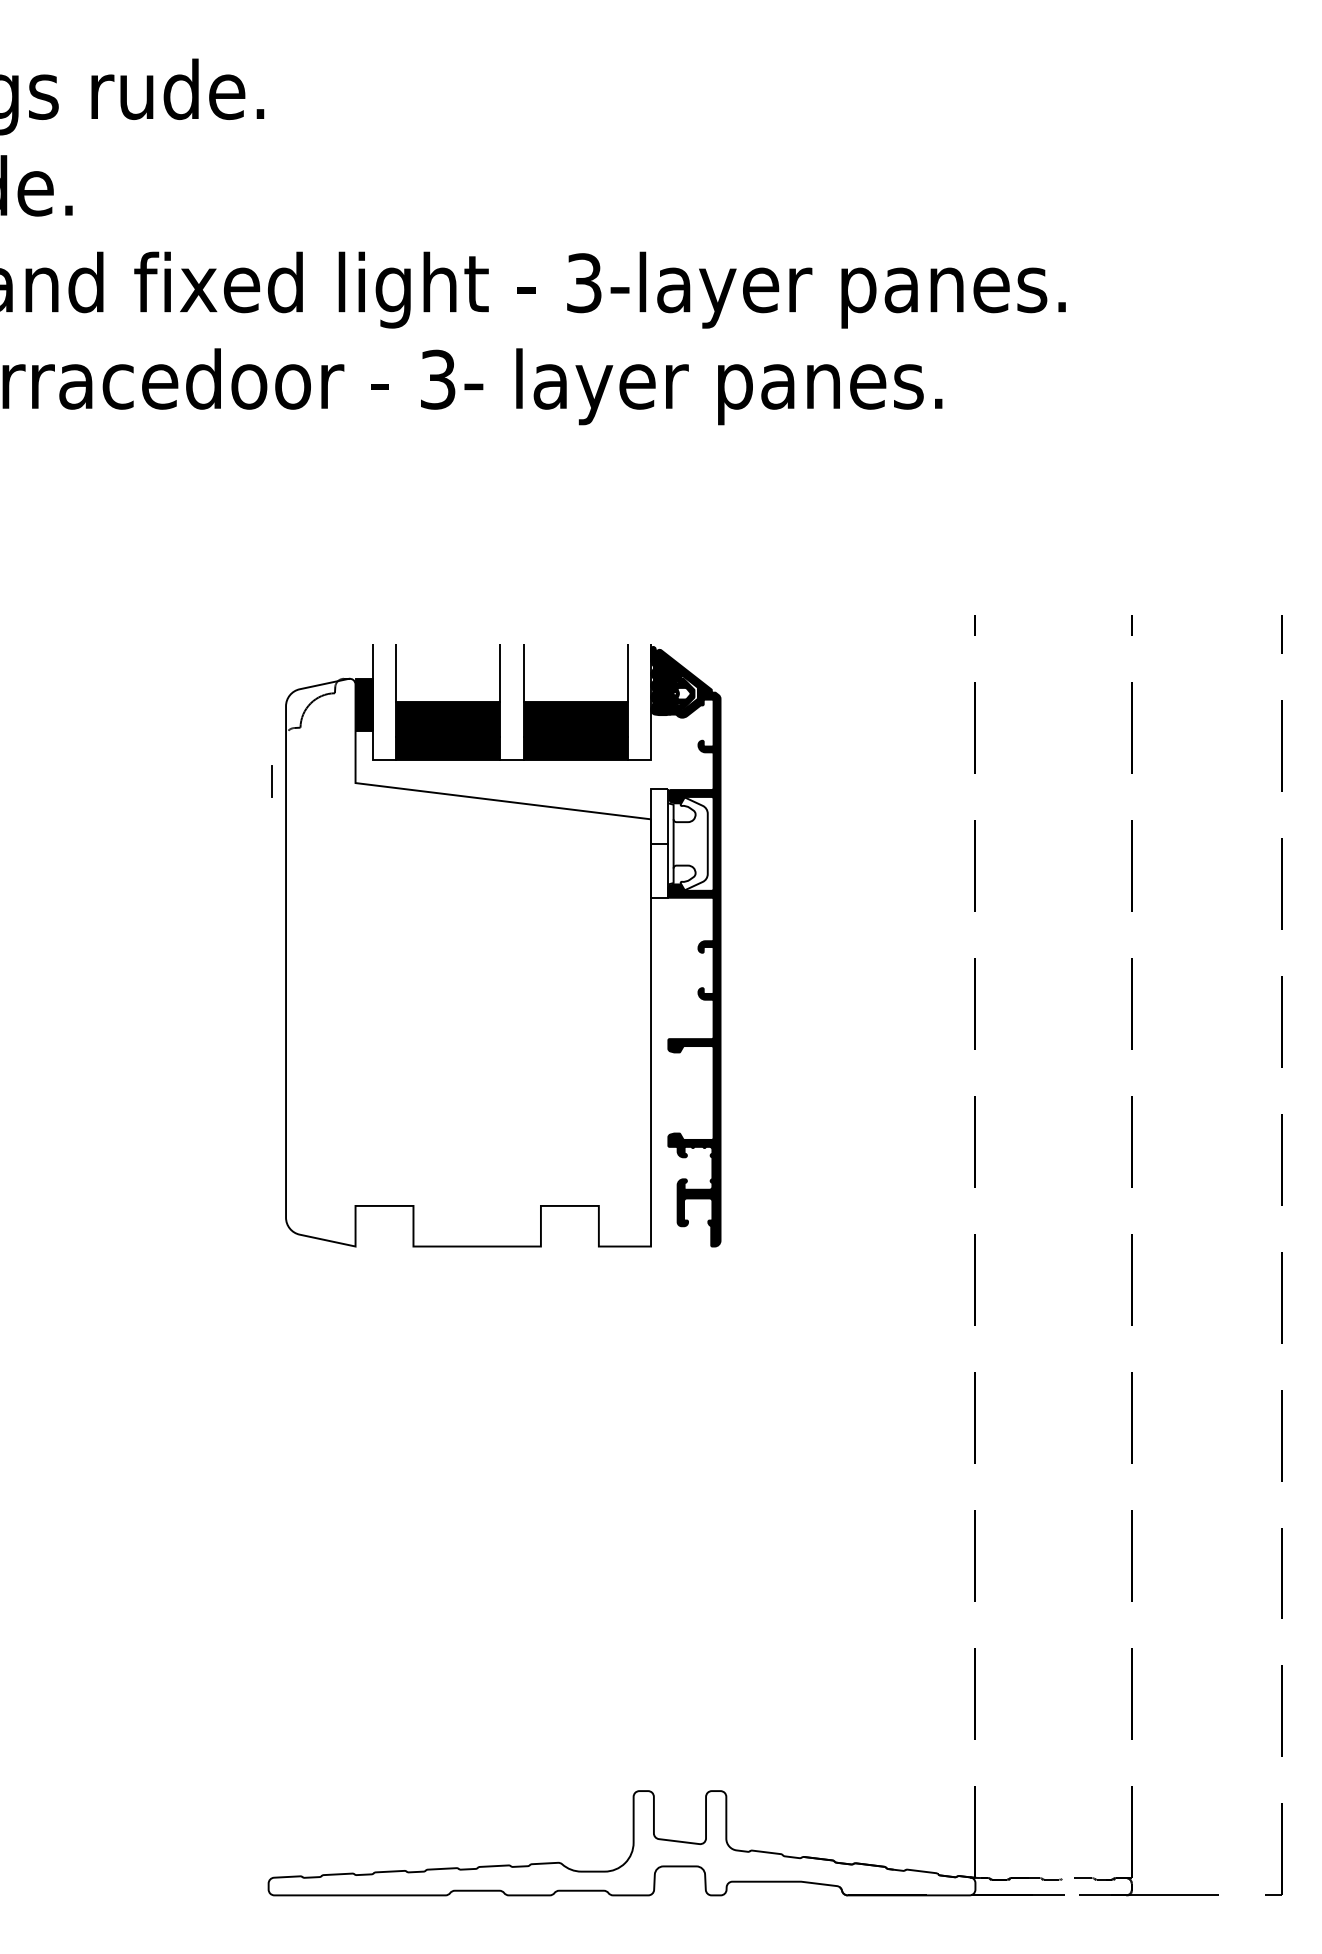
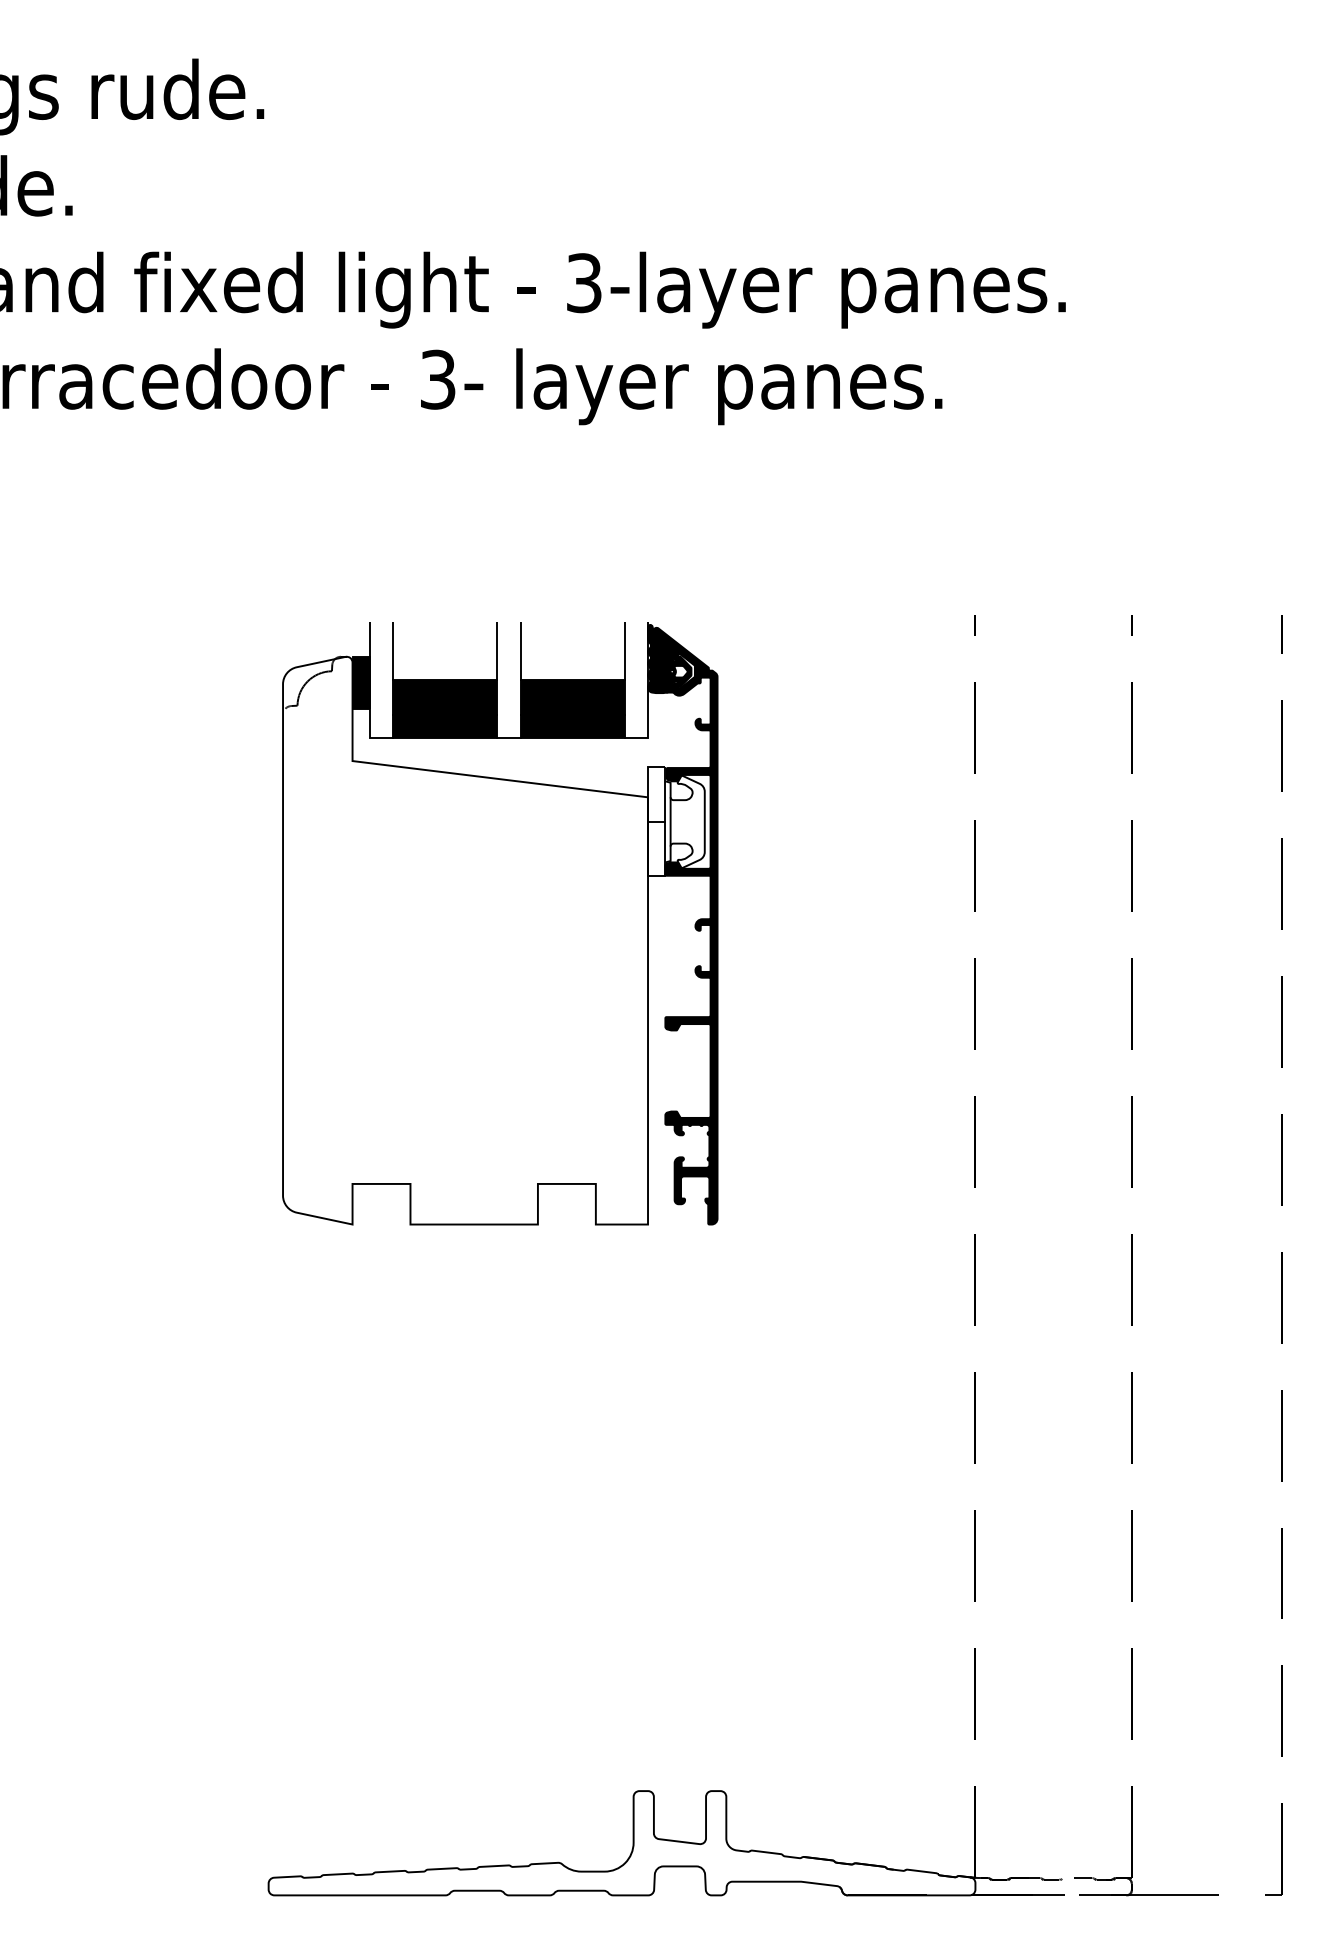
line: present -> none (271, 781)
part position: (503, 945) -> (500, 923) (500, 923)
